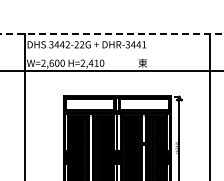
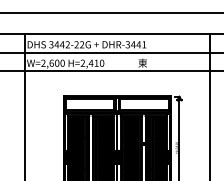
line: none -> present (111, 13)
line: dashed -> solid (112, 33)
line: none -> present (111, 52)
